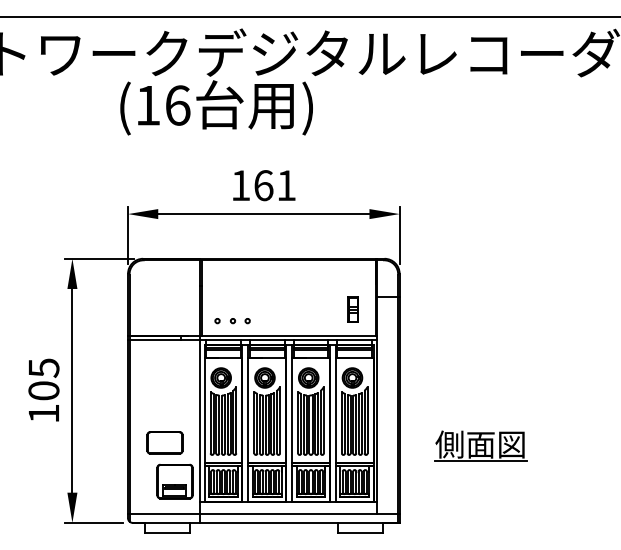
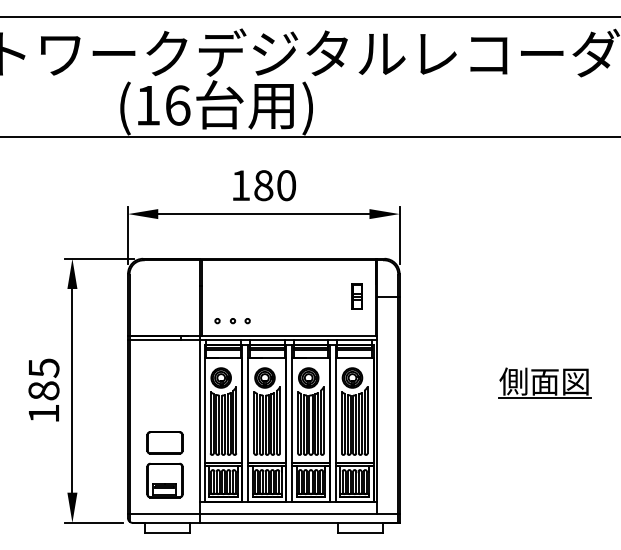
line: none -> present (309, 137)
text: 161 -> 180 (275, 185)
part position: (352, 309) -> (356, 296) (356, 296)
text: 105 -> 185 (43, 390)
part position: (480, 445) -> (544, 382) (544, 382)
part position: (174, 481) -> (164, 480) (164, 480)
